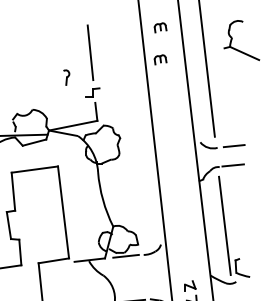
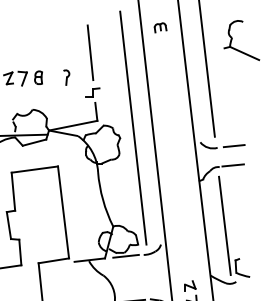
part: present -> none (160, 59)
part: none -> present (22, 78)
line: none -> present (133, 127)
